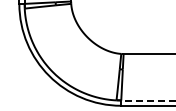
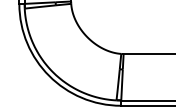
line: dashed -> solid (148, 100)
